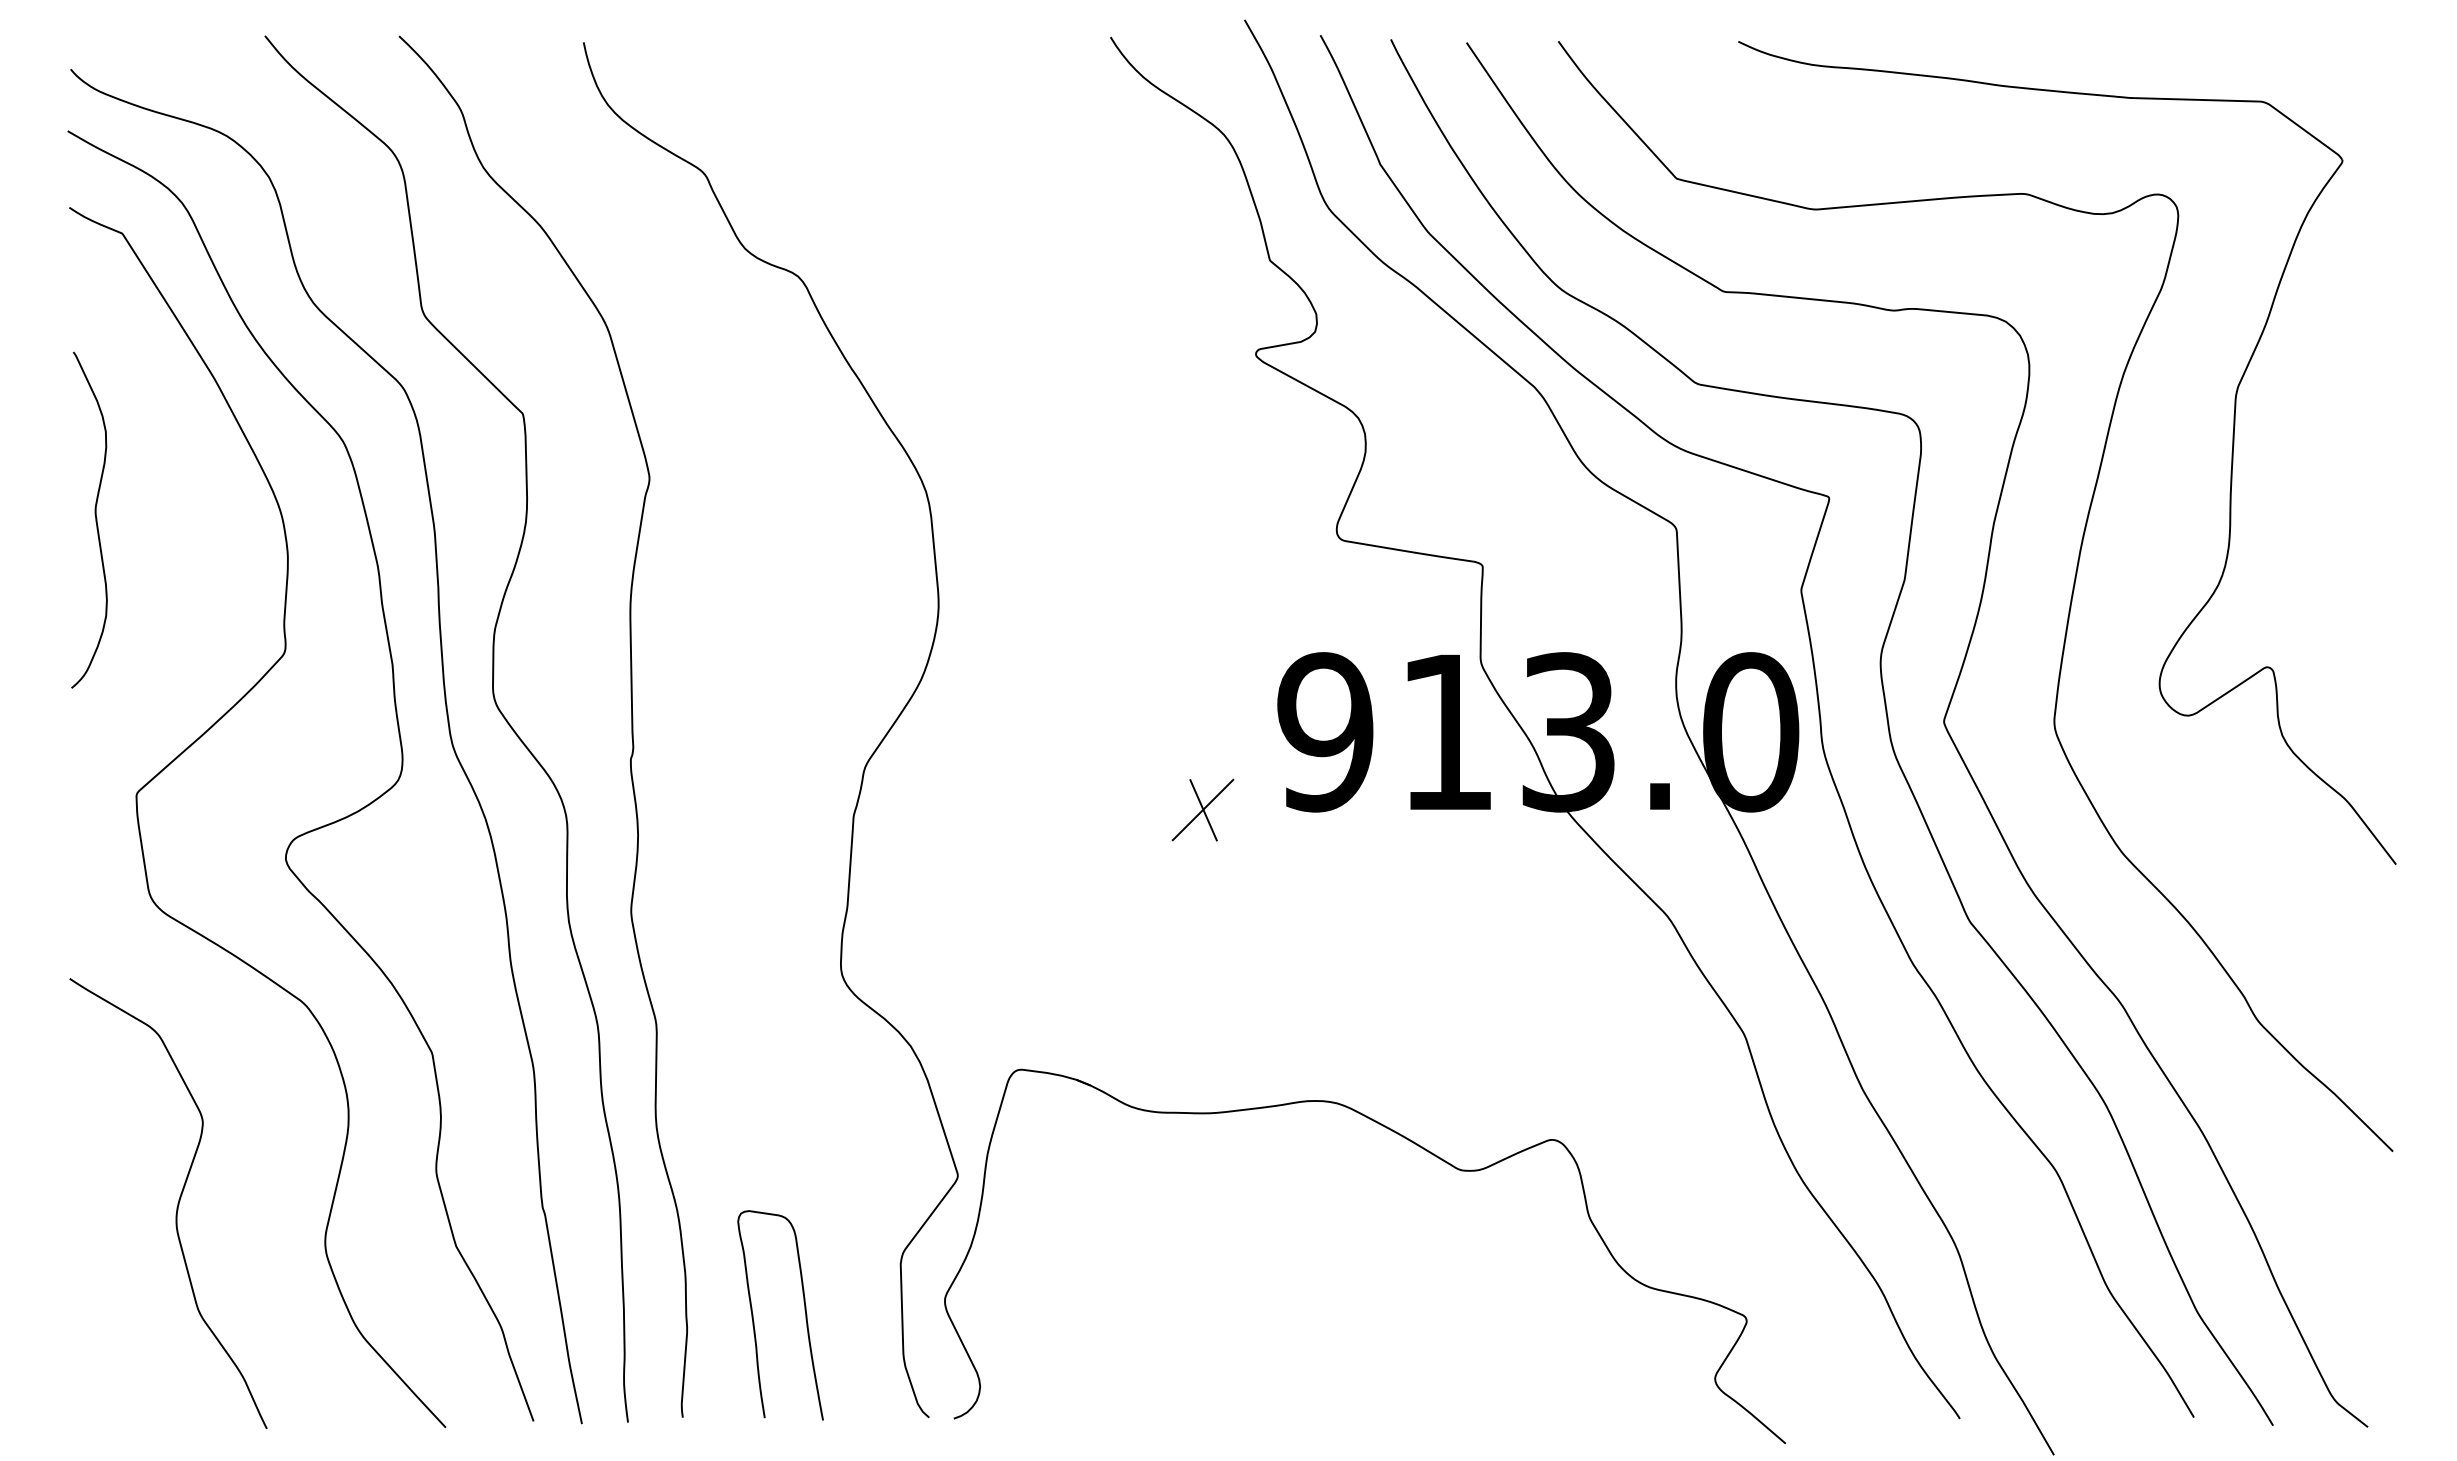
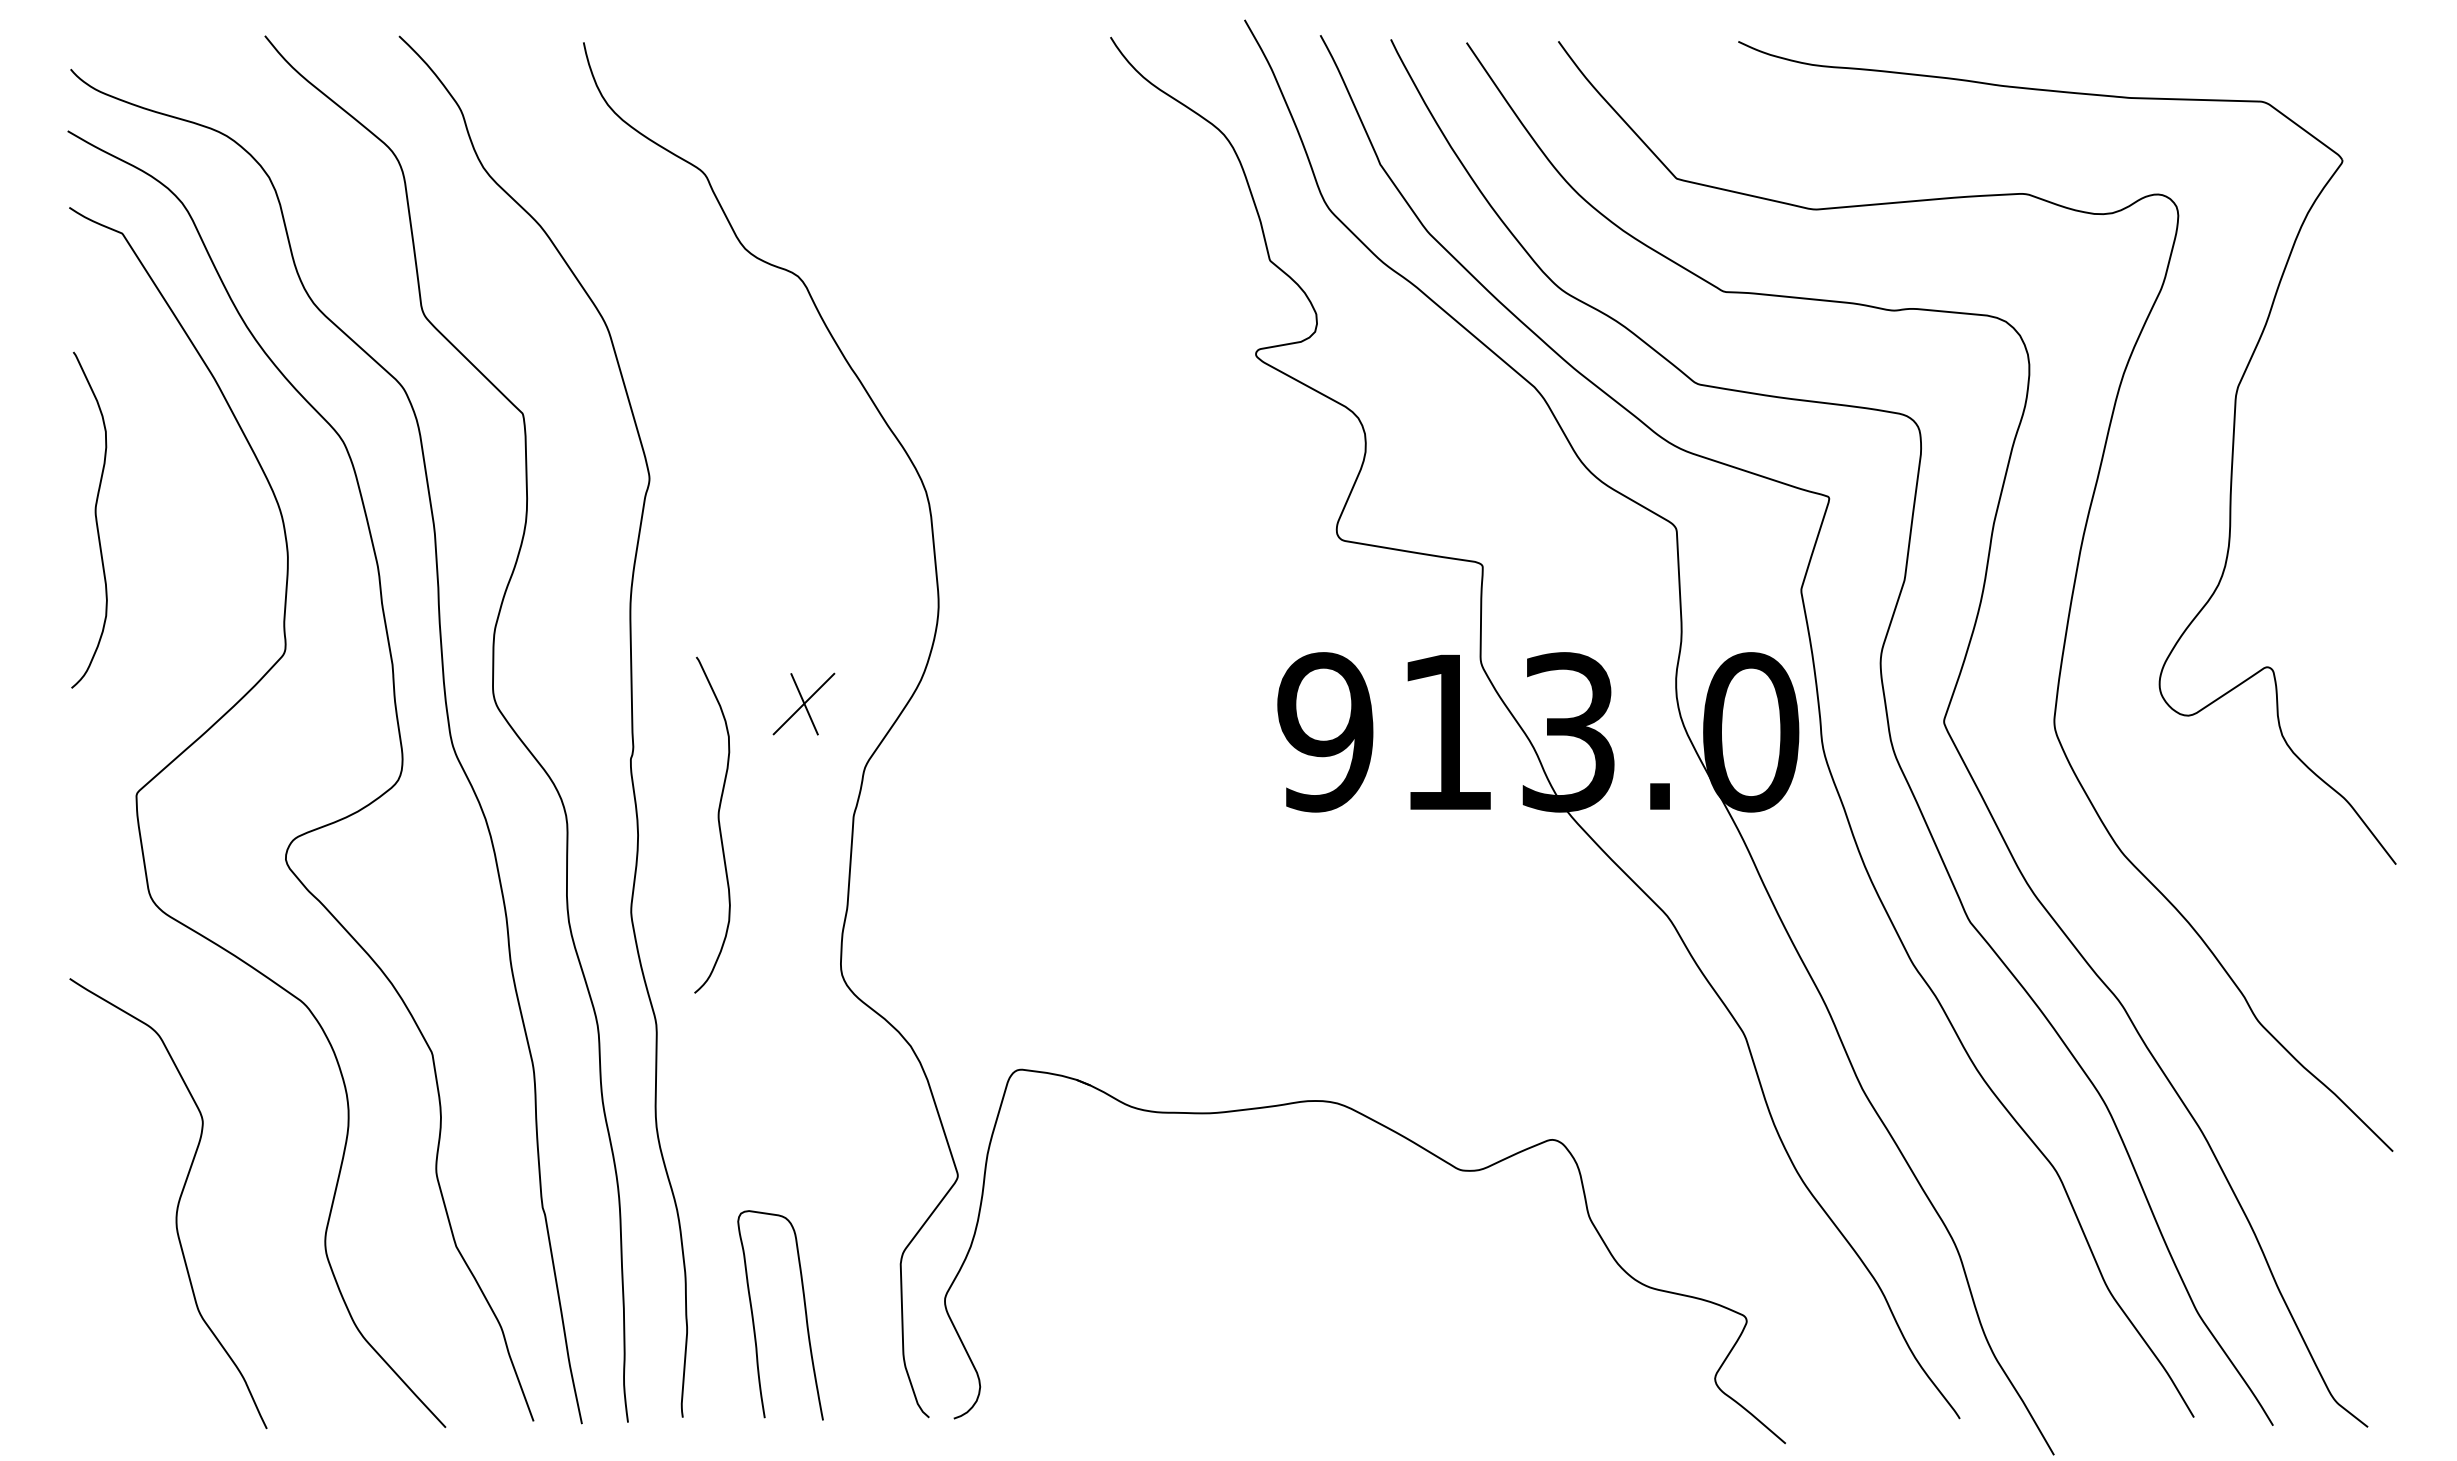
part position: (1202, 809) -> (803, 703) (803, 703)
curve: none -> present (718, 824)
